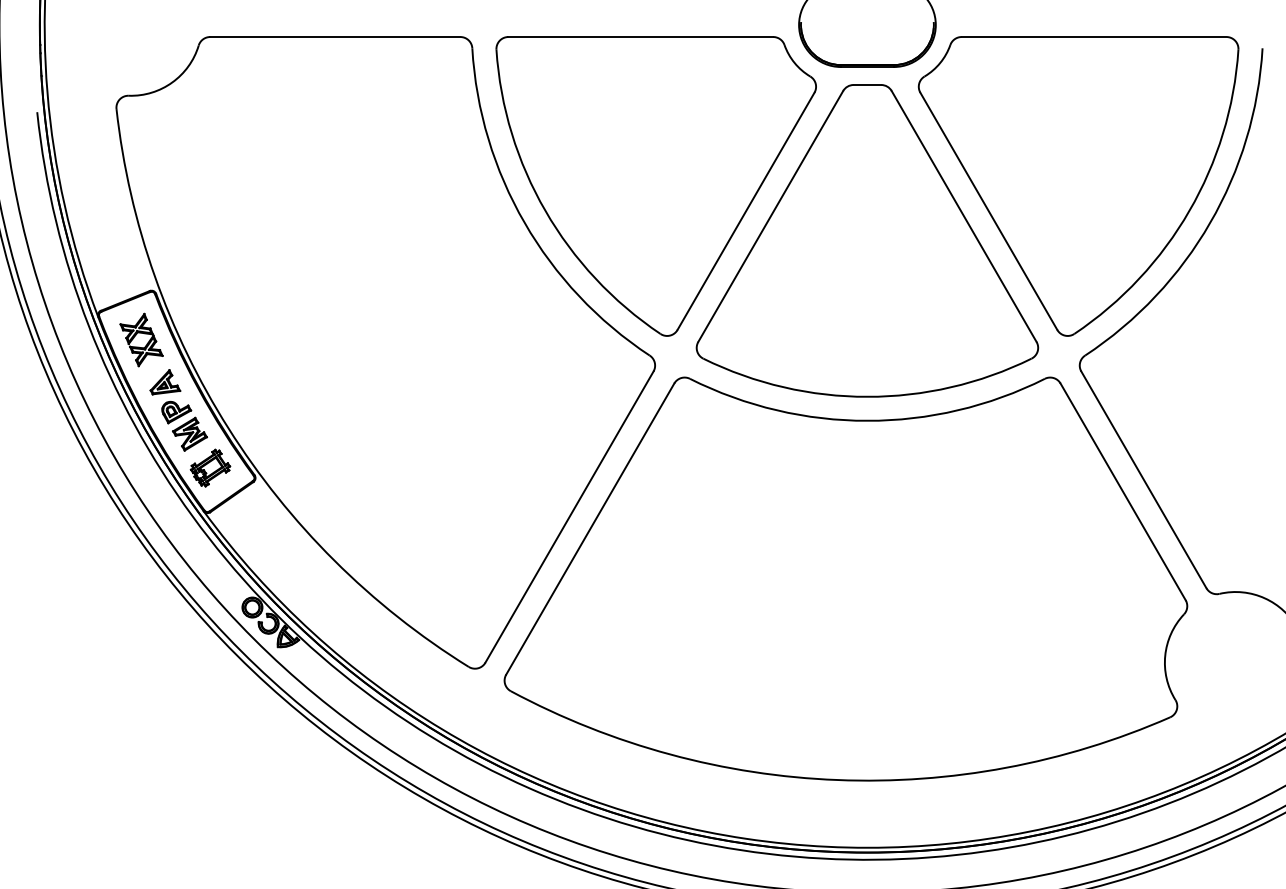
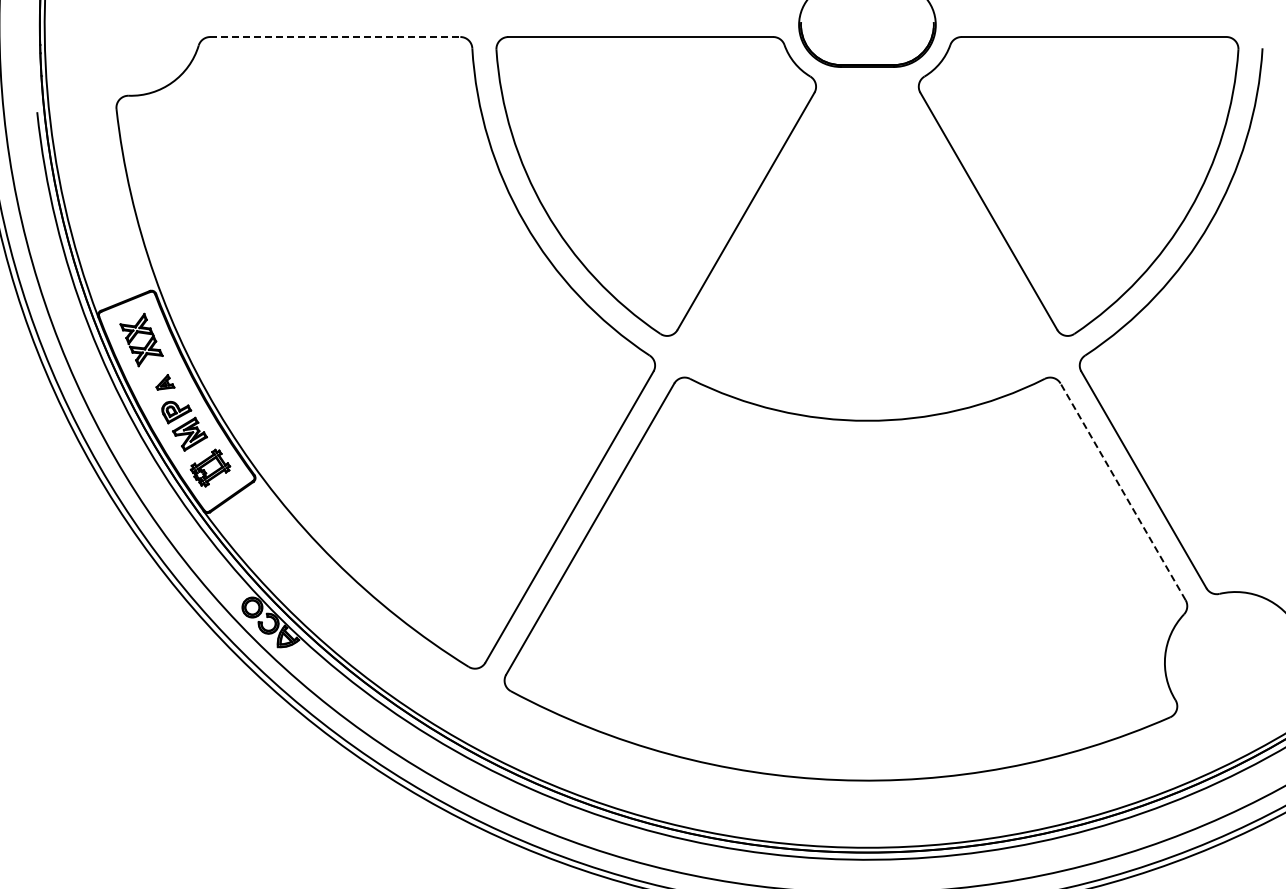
line: solid -> dashed (335, 37)
part: present -> none (867, 240)
part size: 33x27 px -> 21x17 px (165, 382)
line: solid -> dashed (1122, 491)
